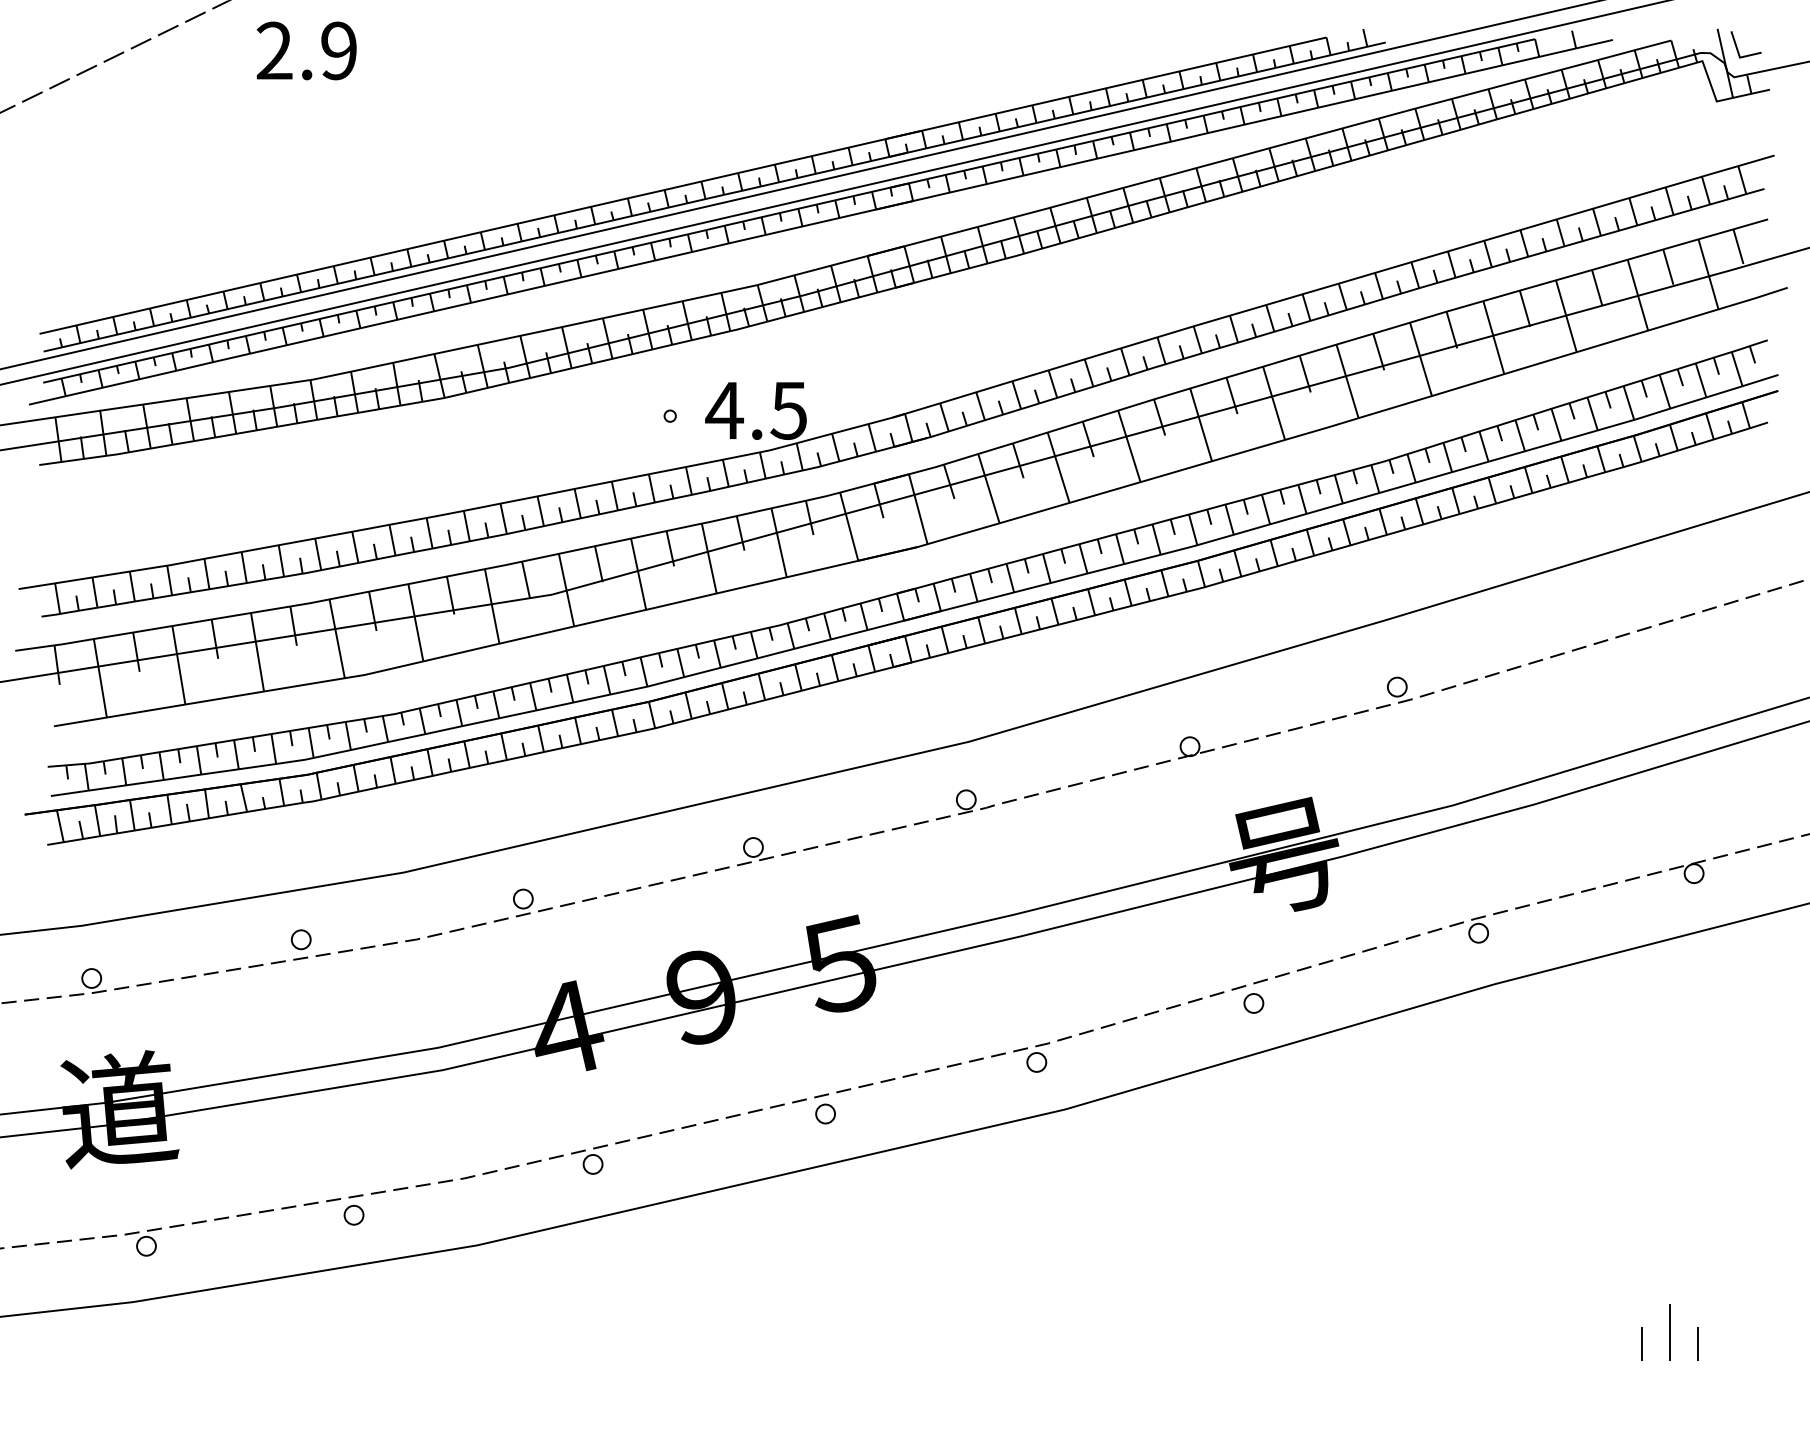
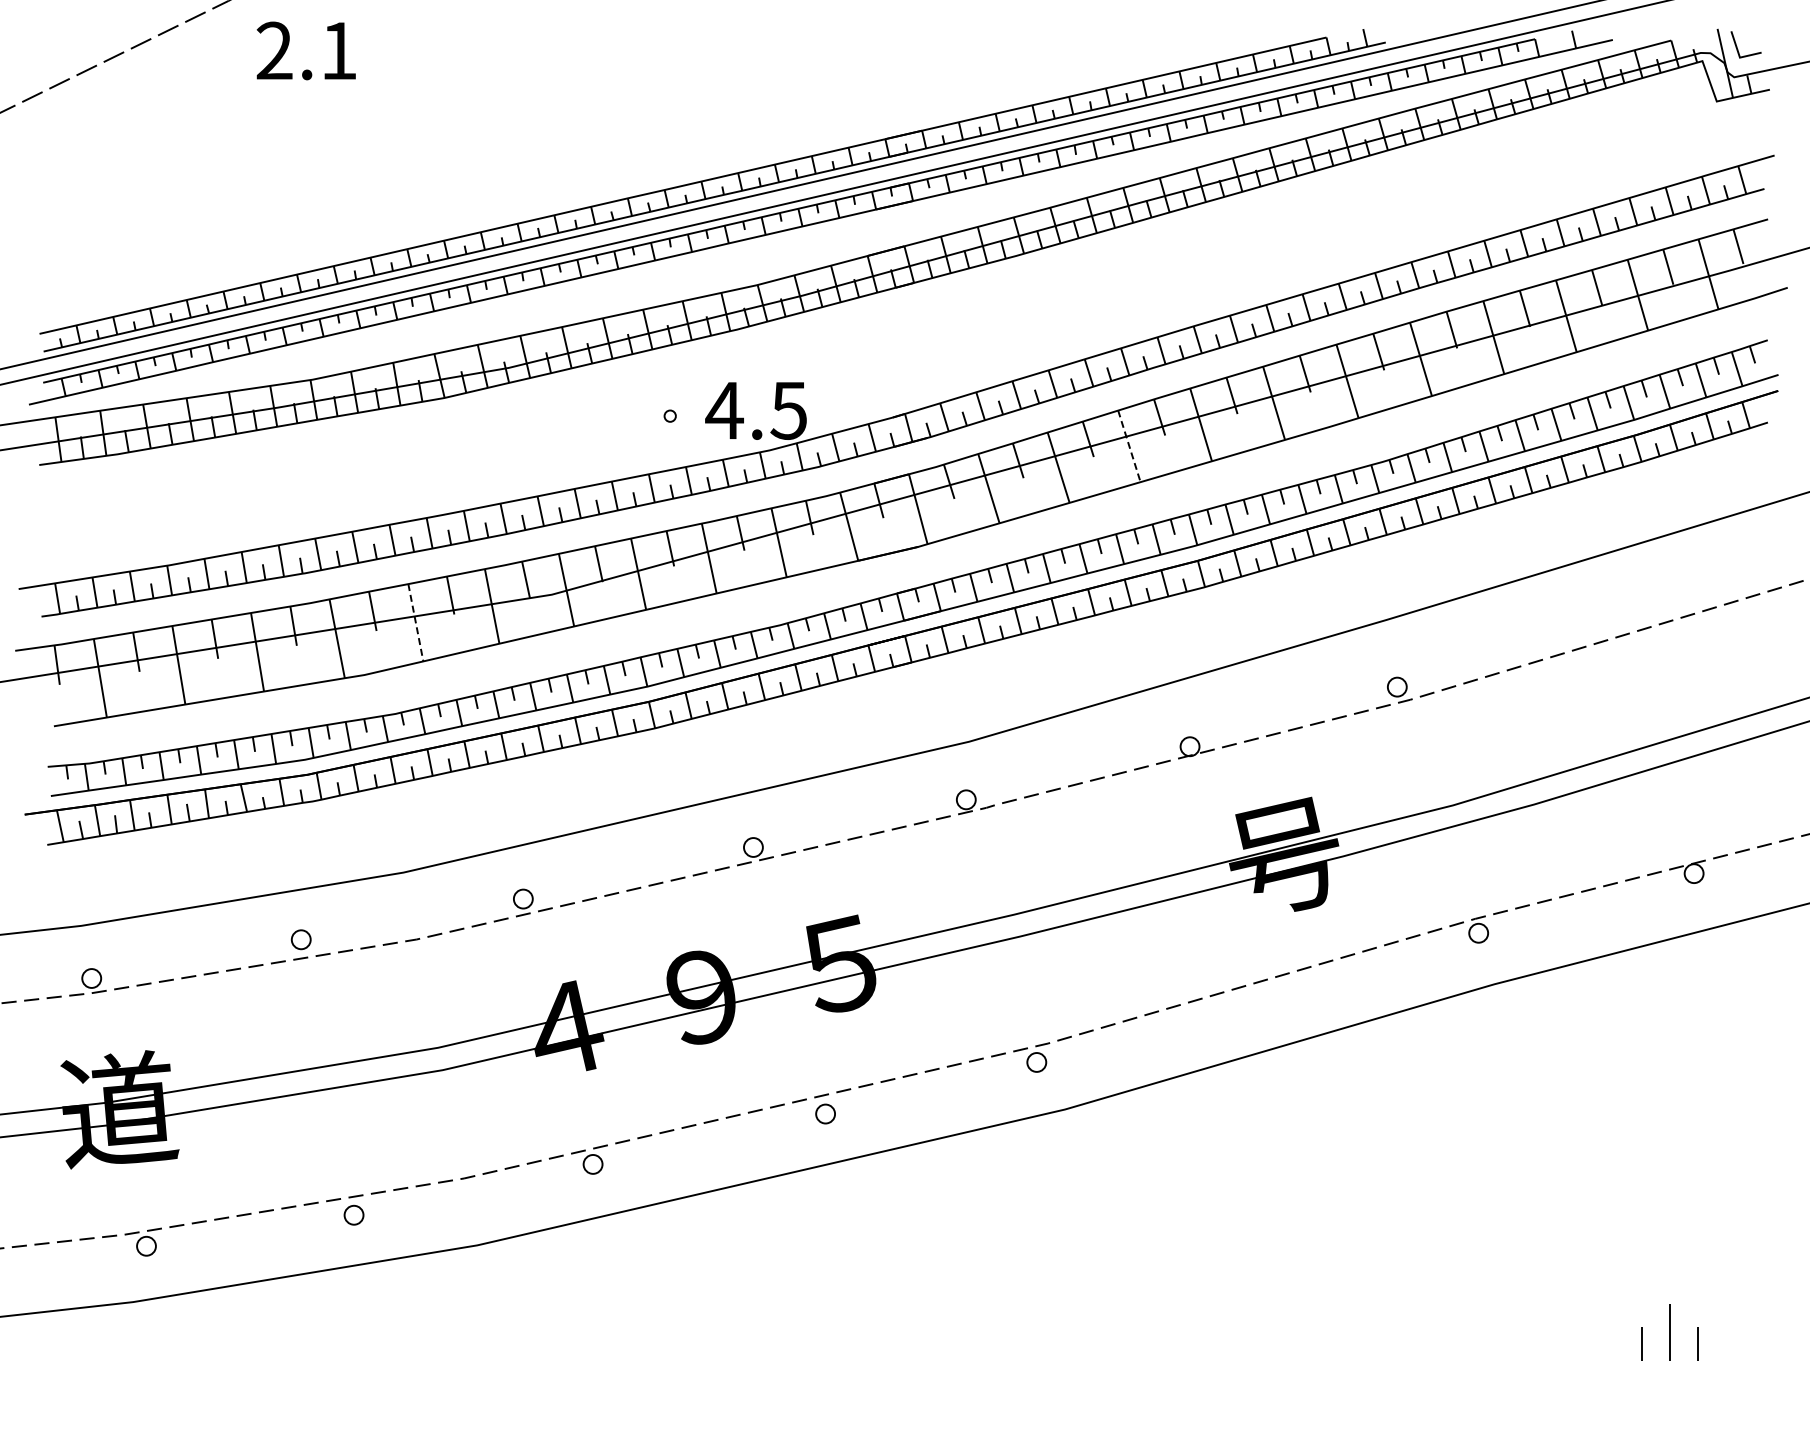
text: 2.9 -> 2.1 (338, 50)
line: solid -> dashed (1129, 446)
line: solid -> dashed (415, 623)
part: present -> none (1253, 1003)
